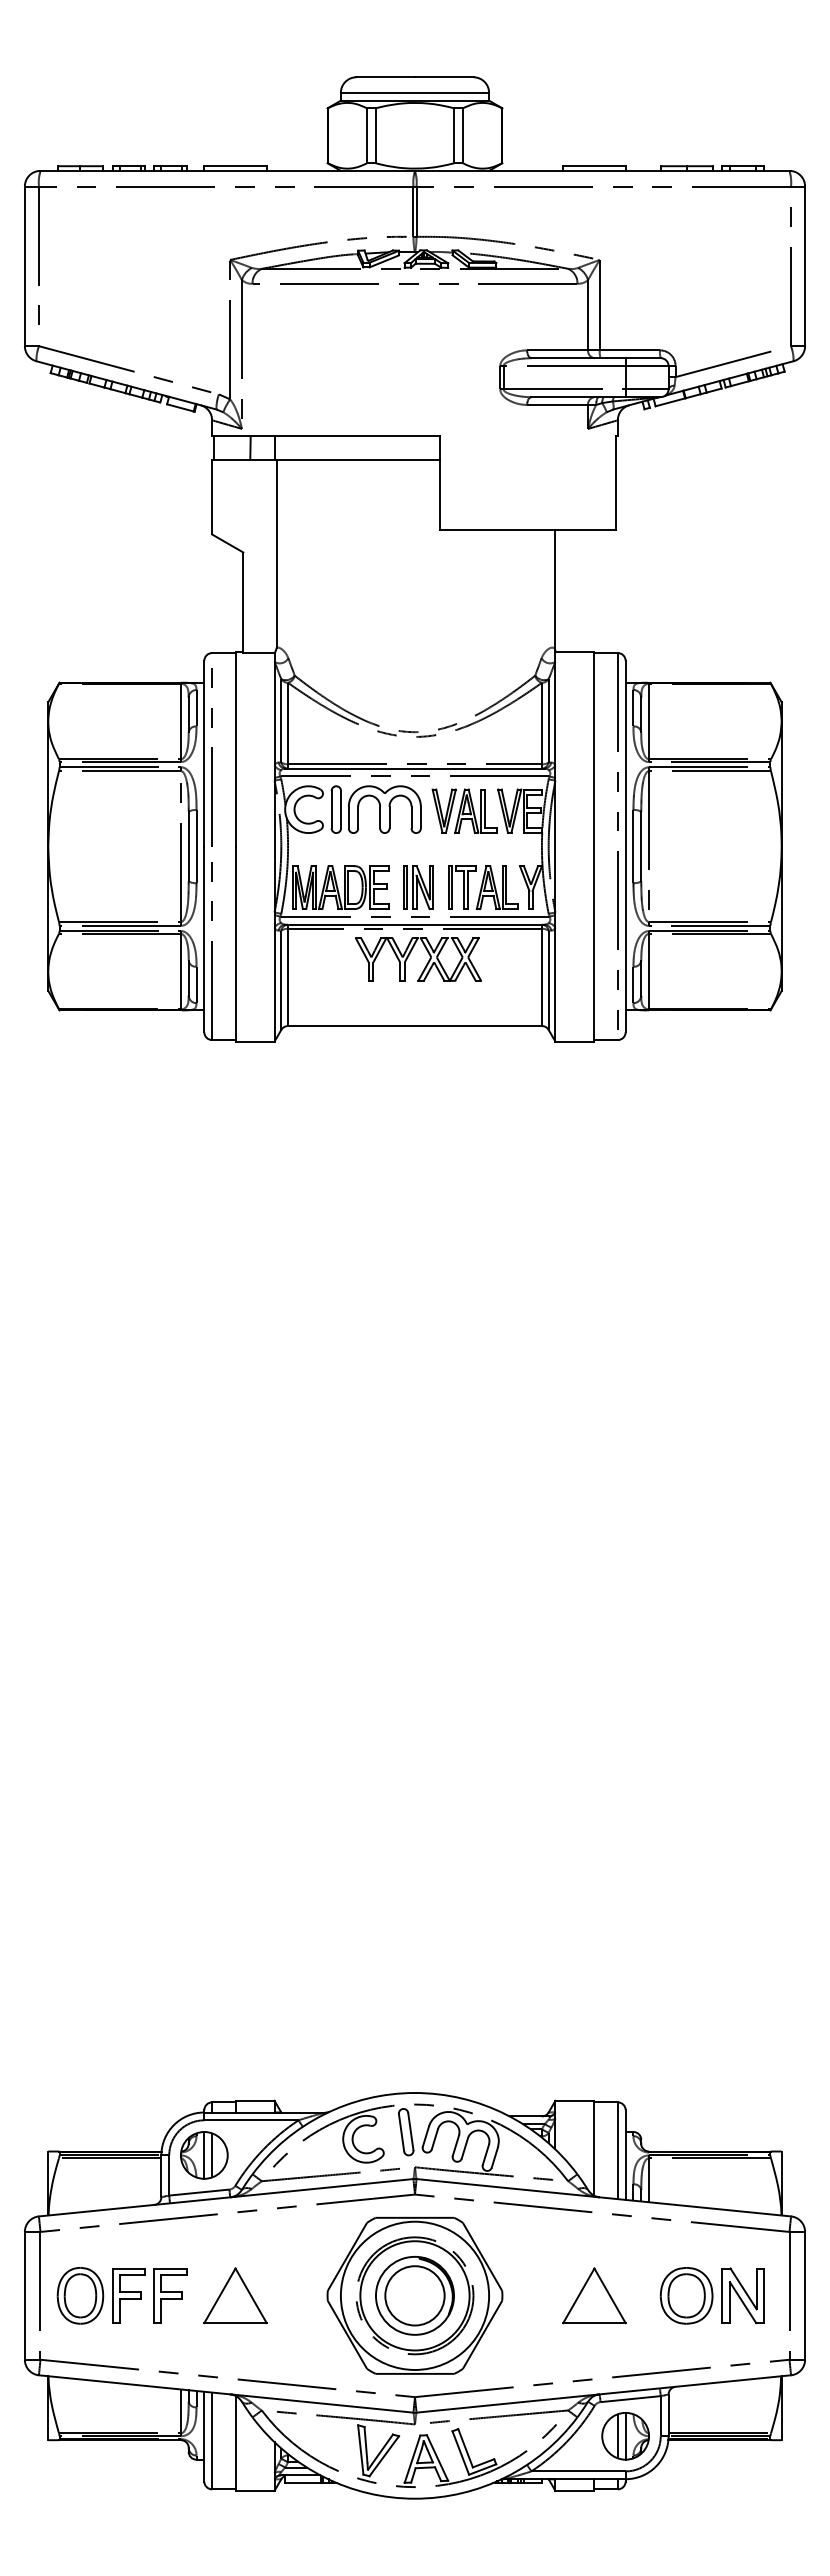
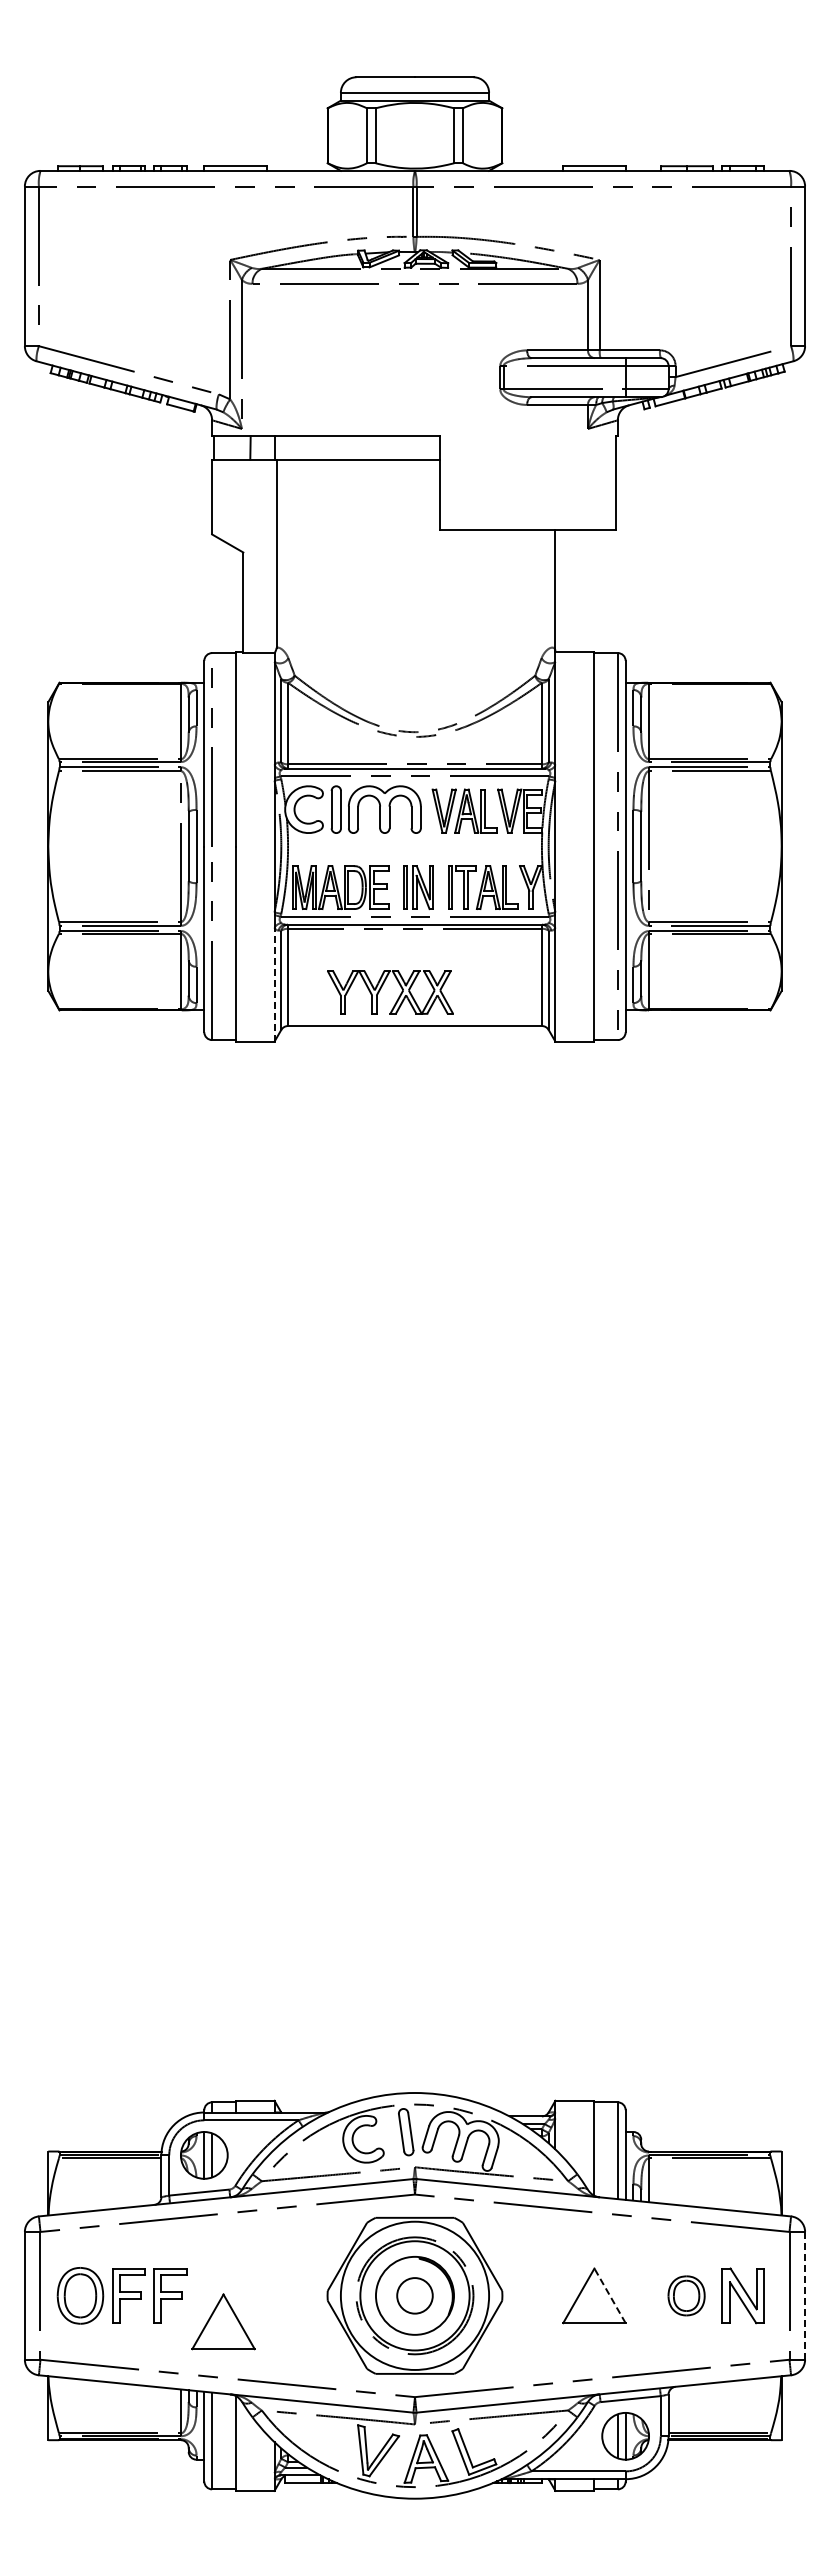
part position: (426, 963) -> (398, 996) (398, 996)
line: solid -> dashed (274, 984)
part position: (235, 2295) -> (223, 2321) (223, 2321)
circle diameter: 59 px -> 36 px (414, 2295)
line: solid -> dashed (609, 2295)
part size: 55x58 px -> 39x42 px (686, 2295)
line: solid -> dashed (805, 2295)
